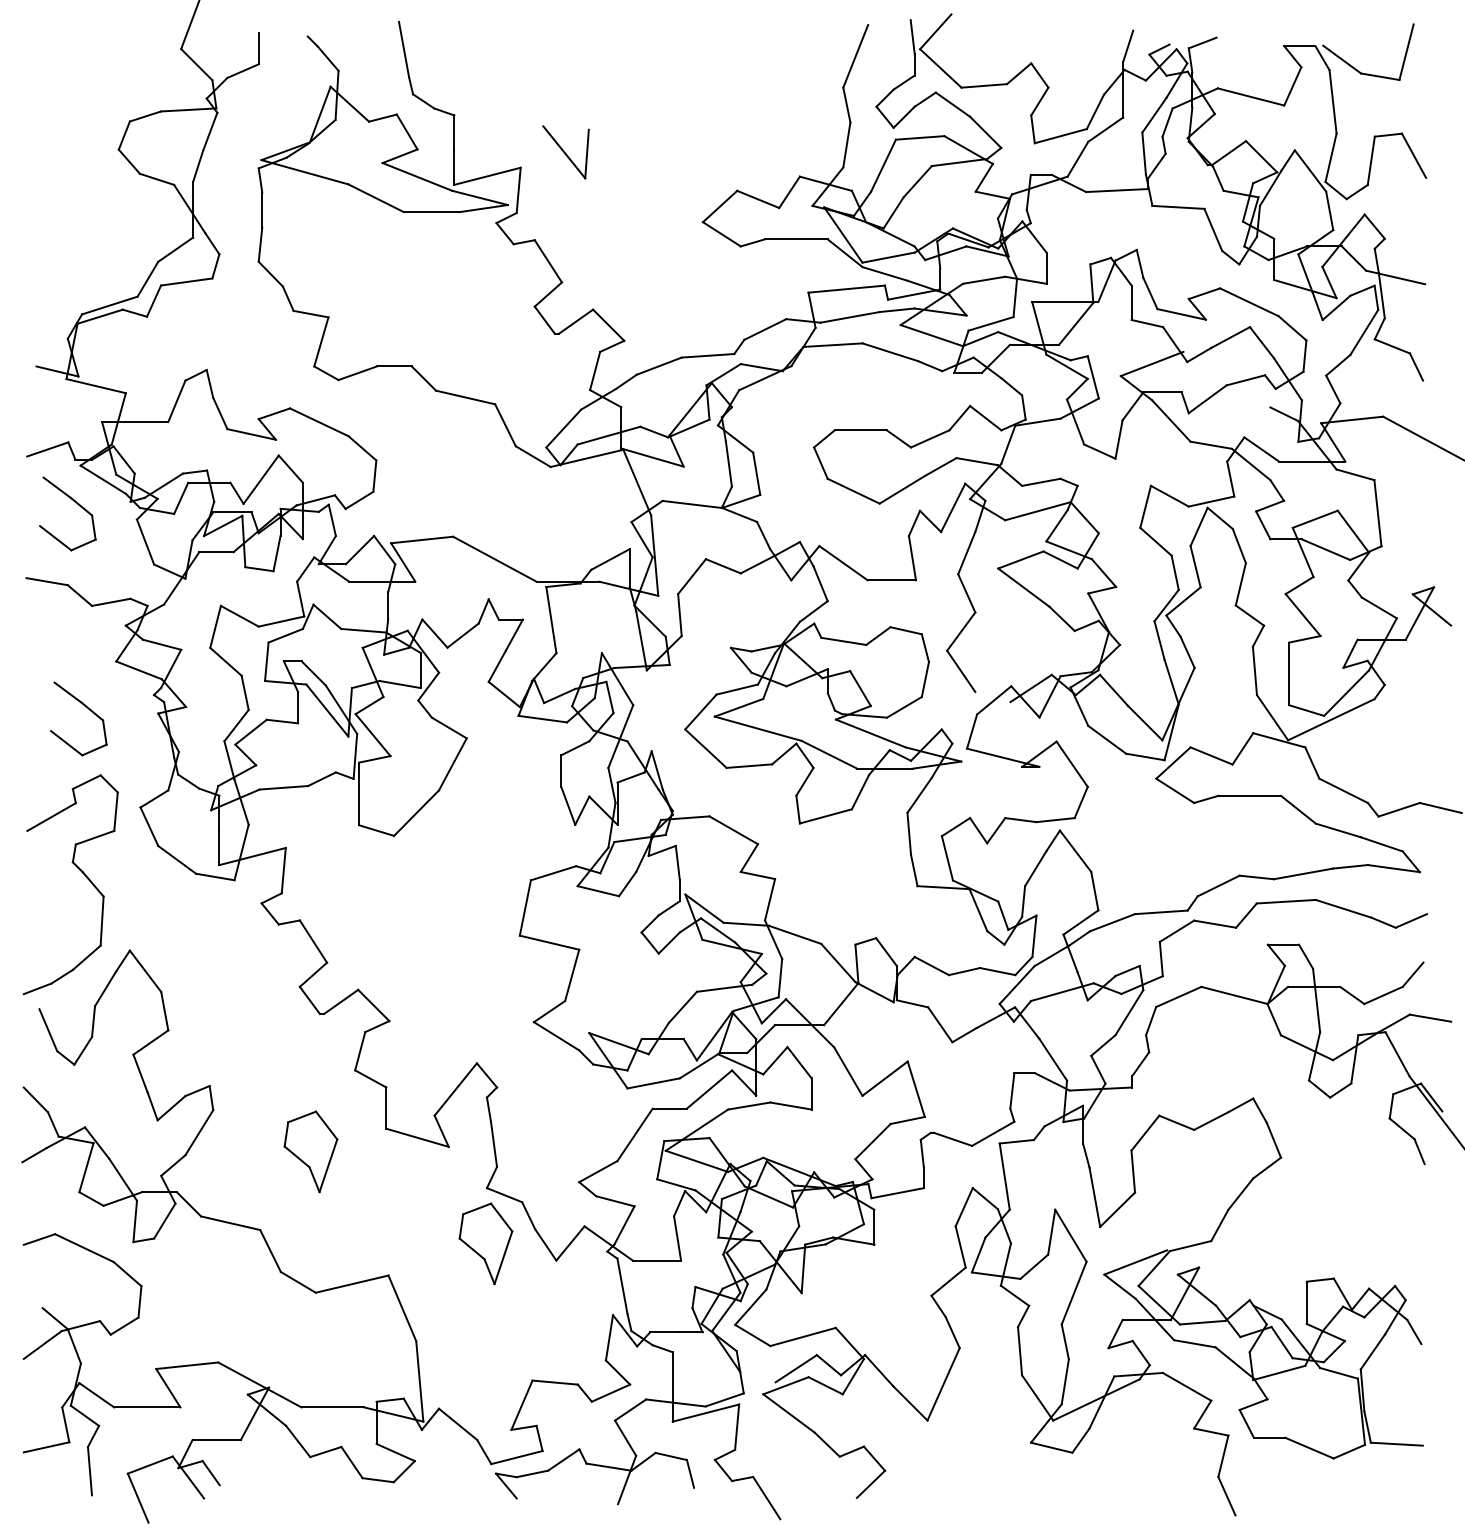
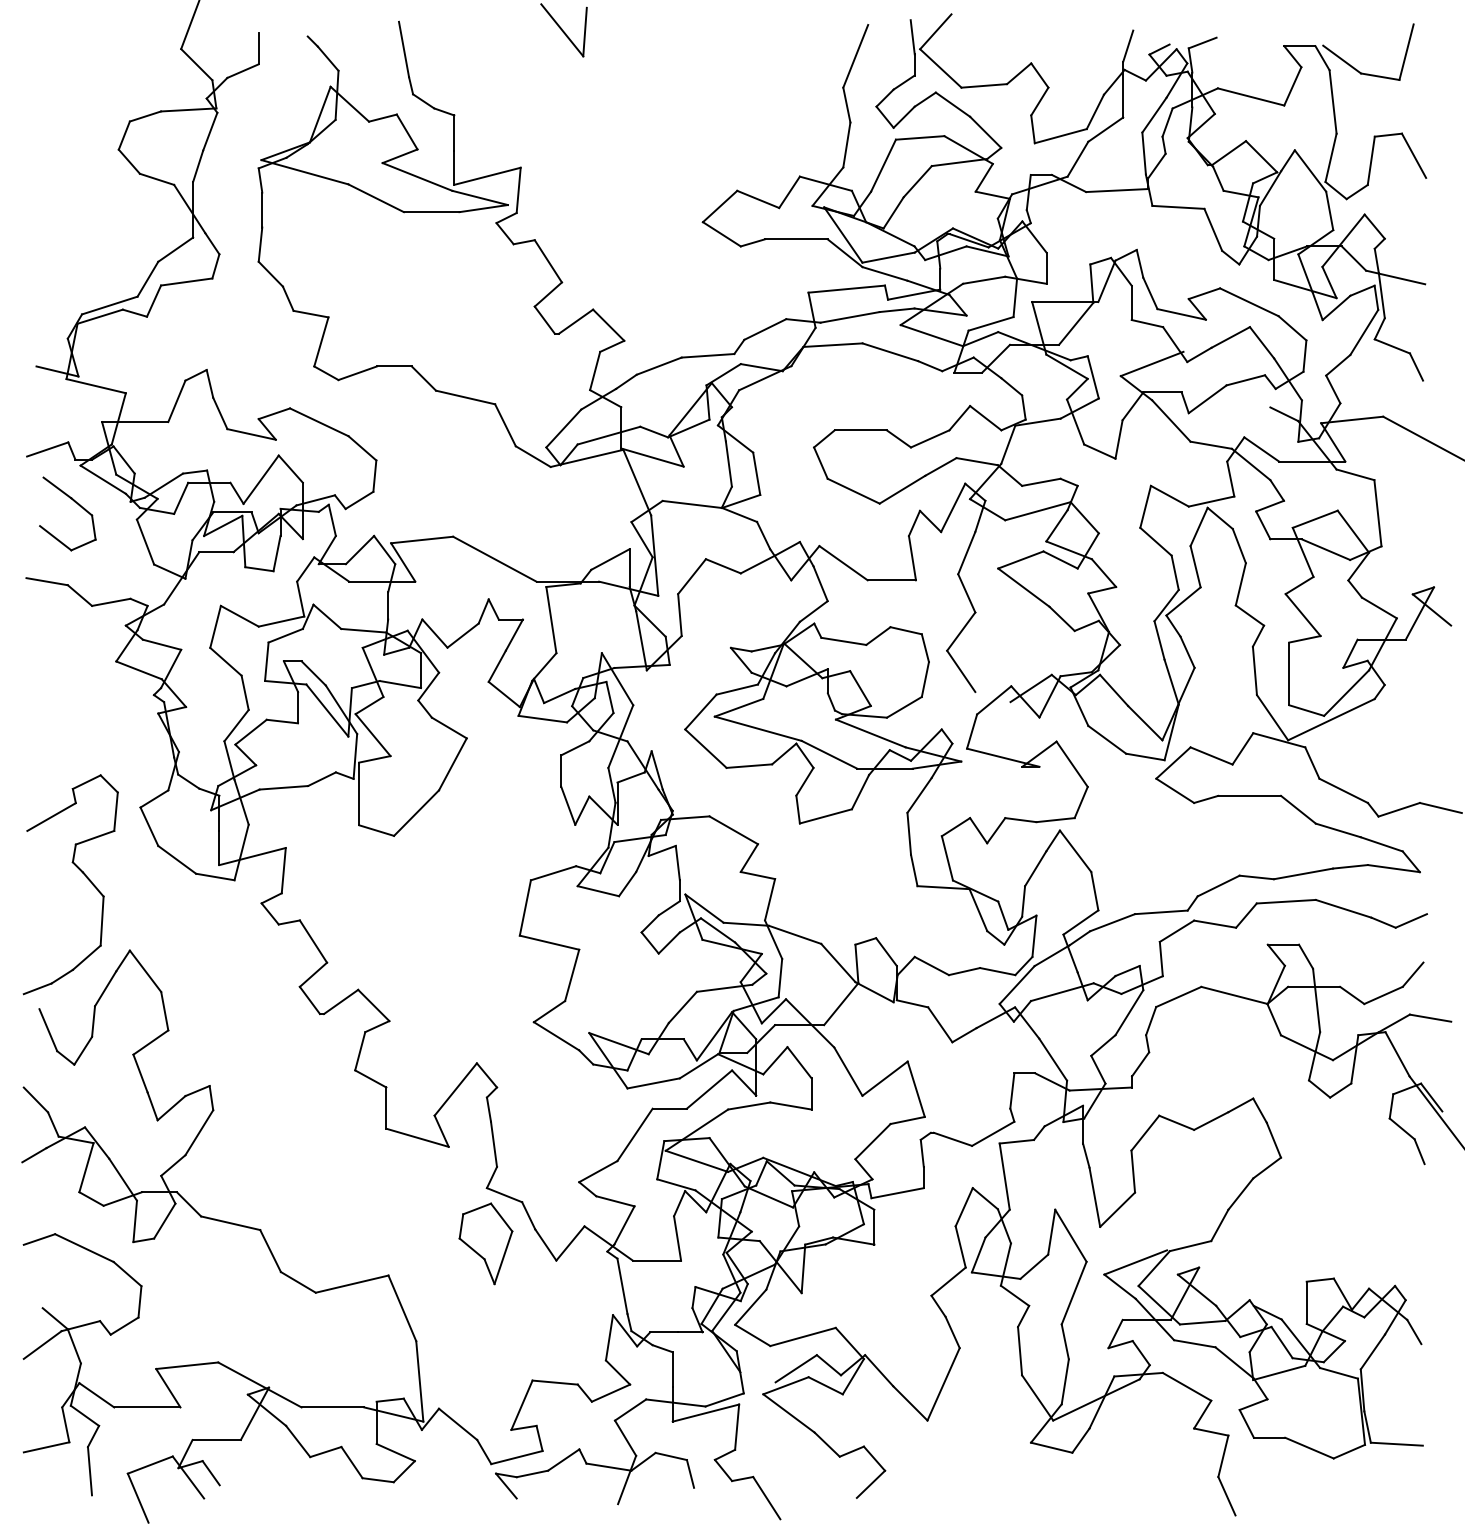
part position: (565, 152) -> (563, 30) (563, 30)
part: present -> none (85, 707)
part: present -> none (310, 1151)
